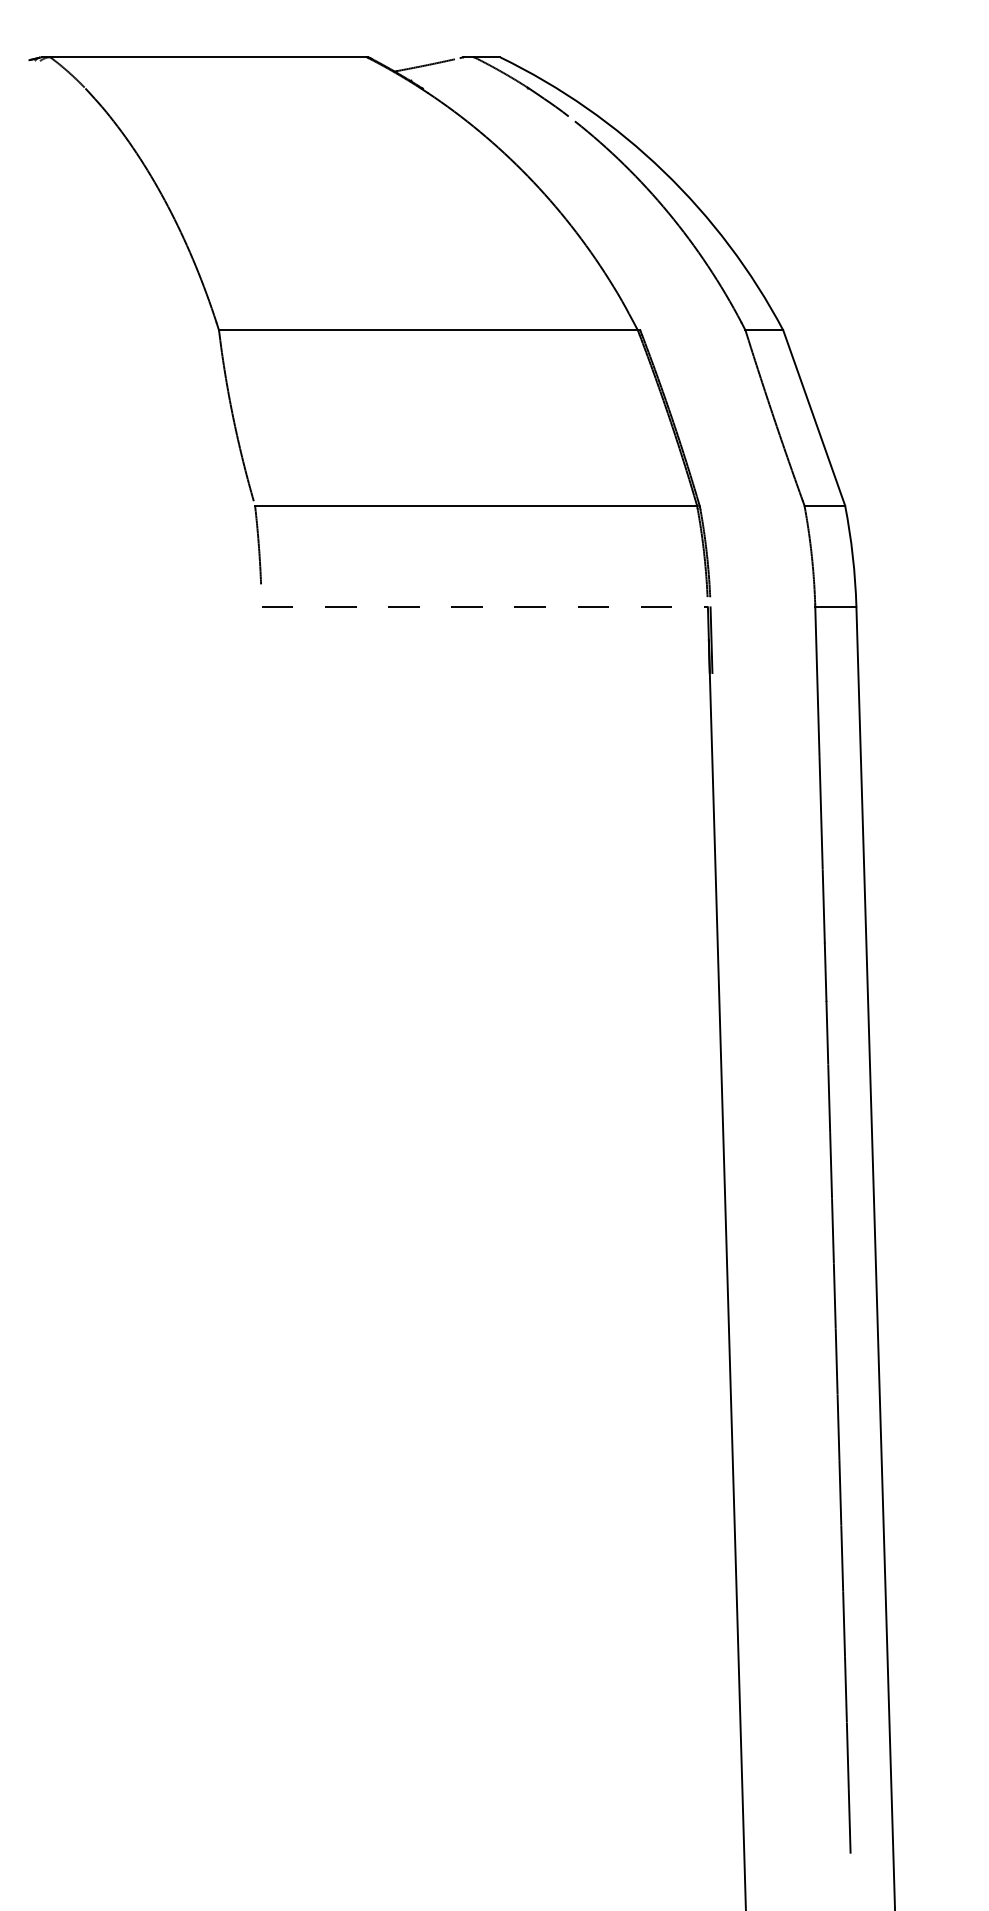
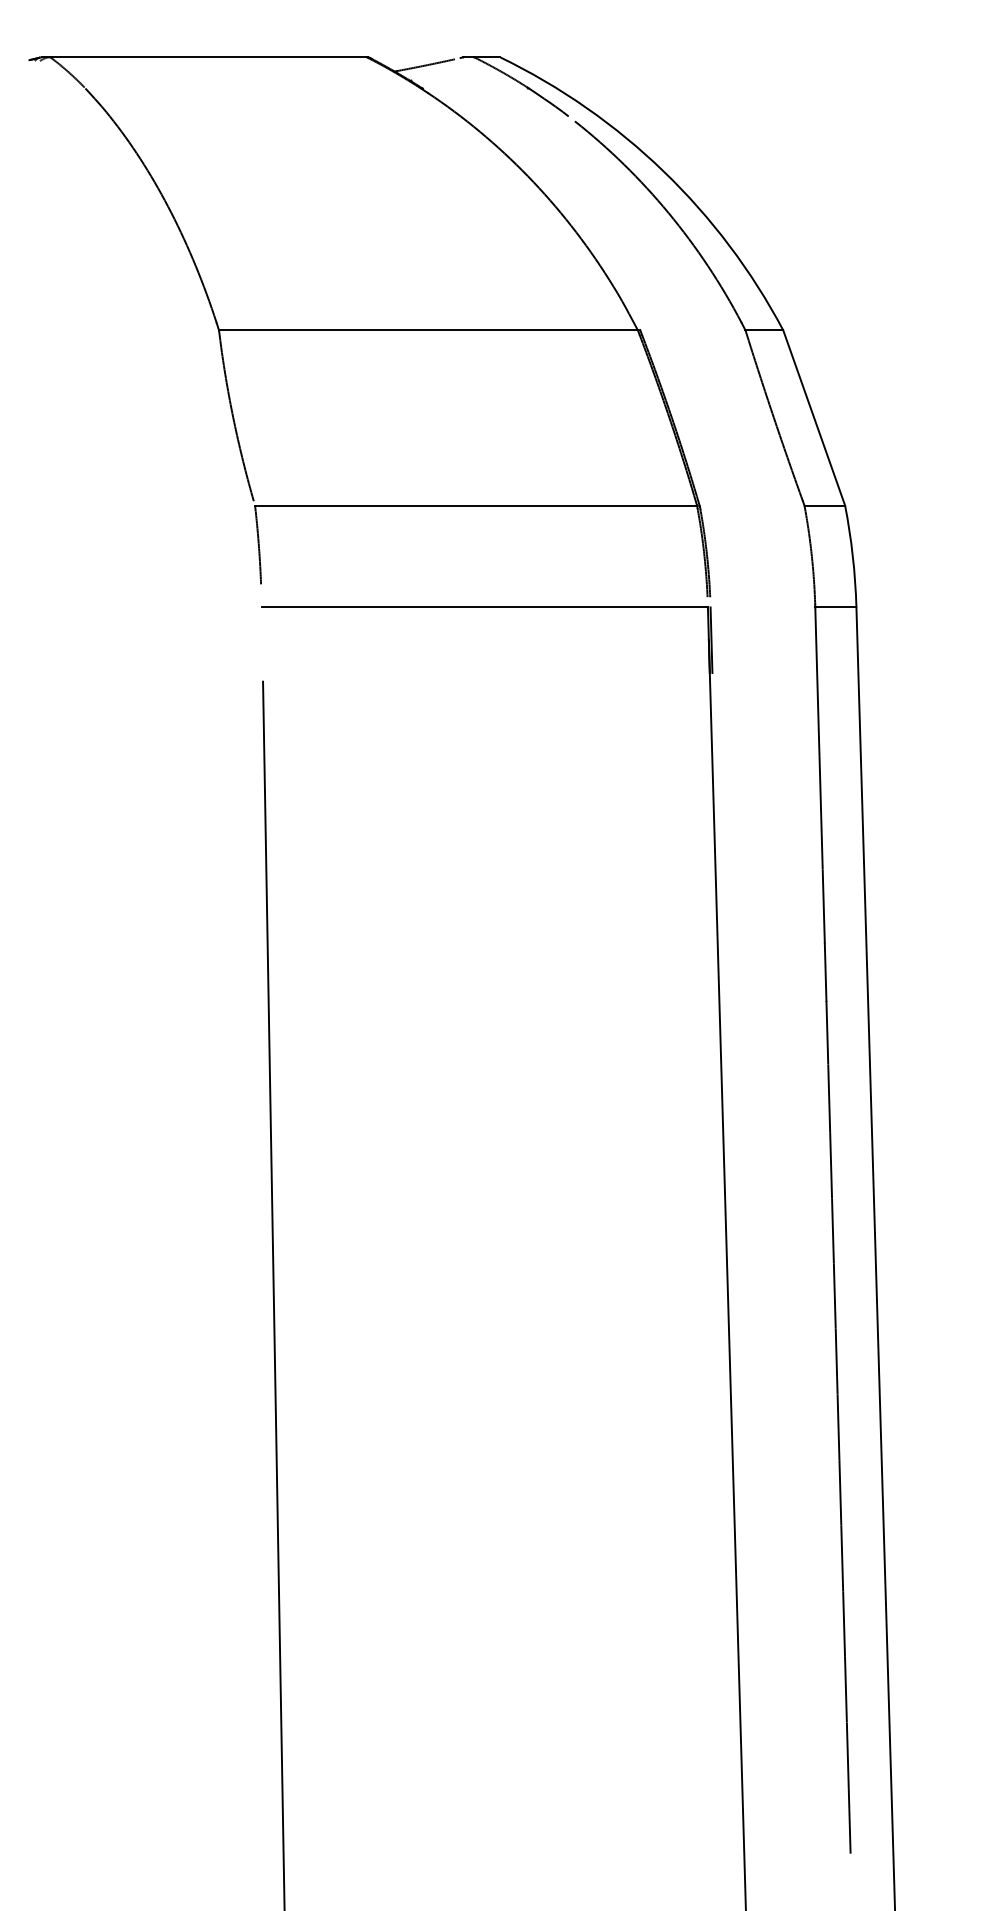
line: dashed -> solid (485, 607)
line: none -> present (273, 1294)
